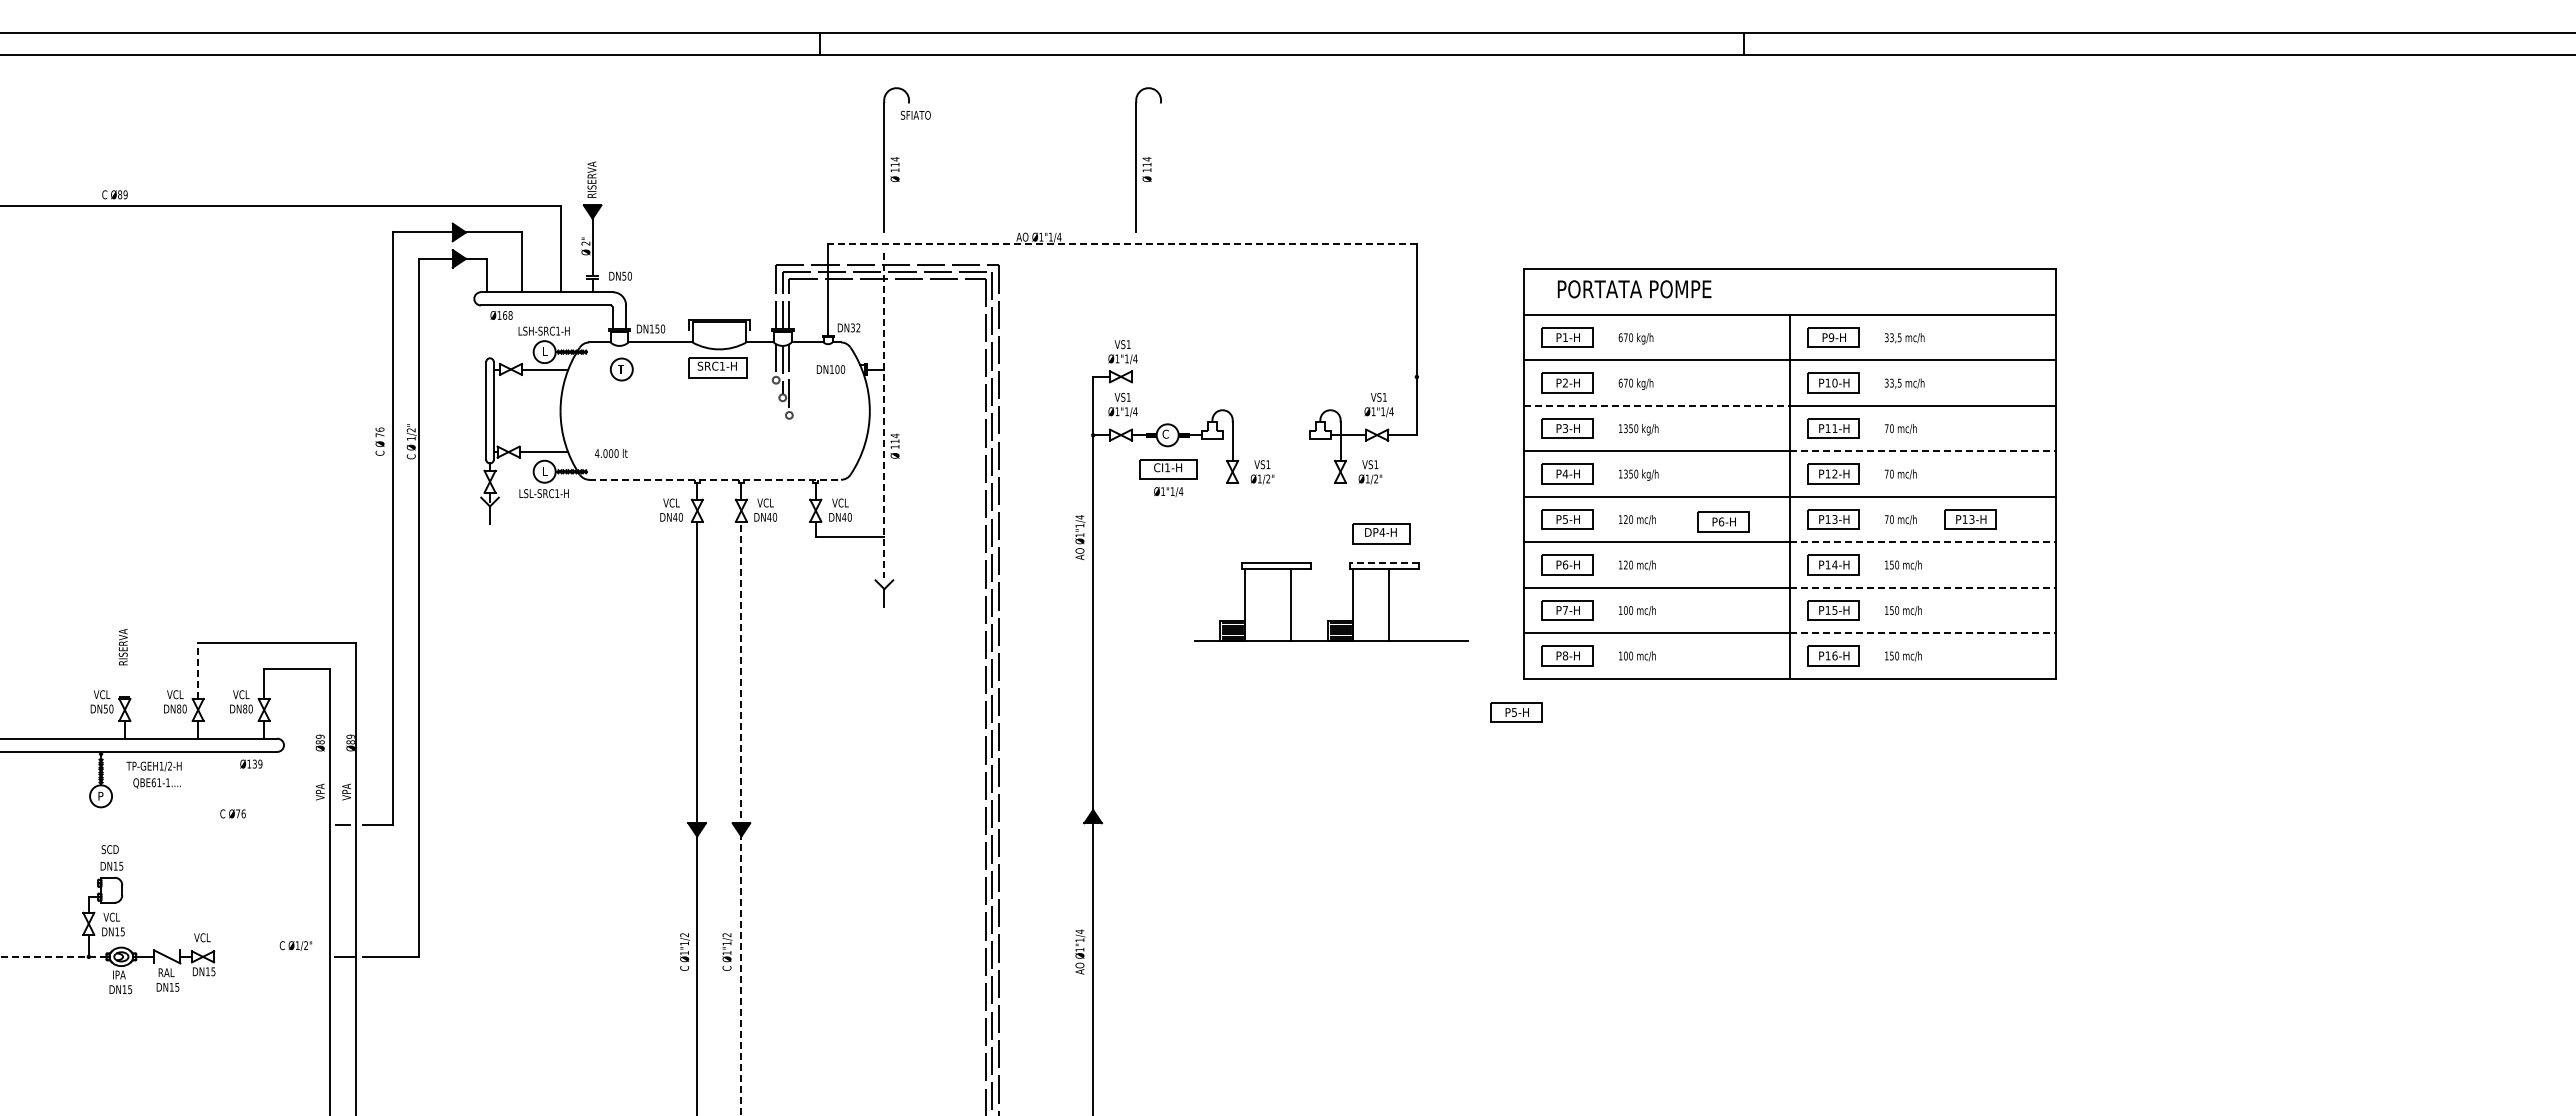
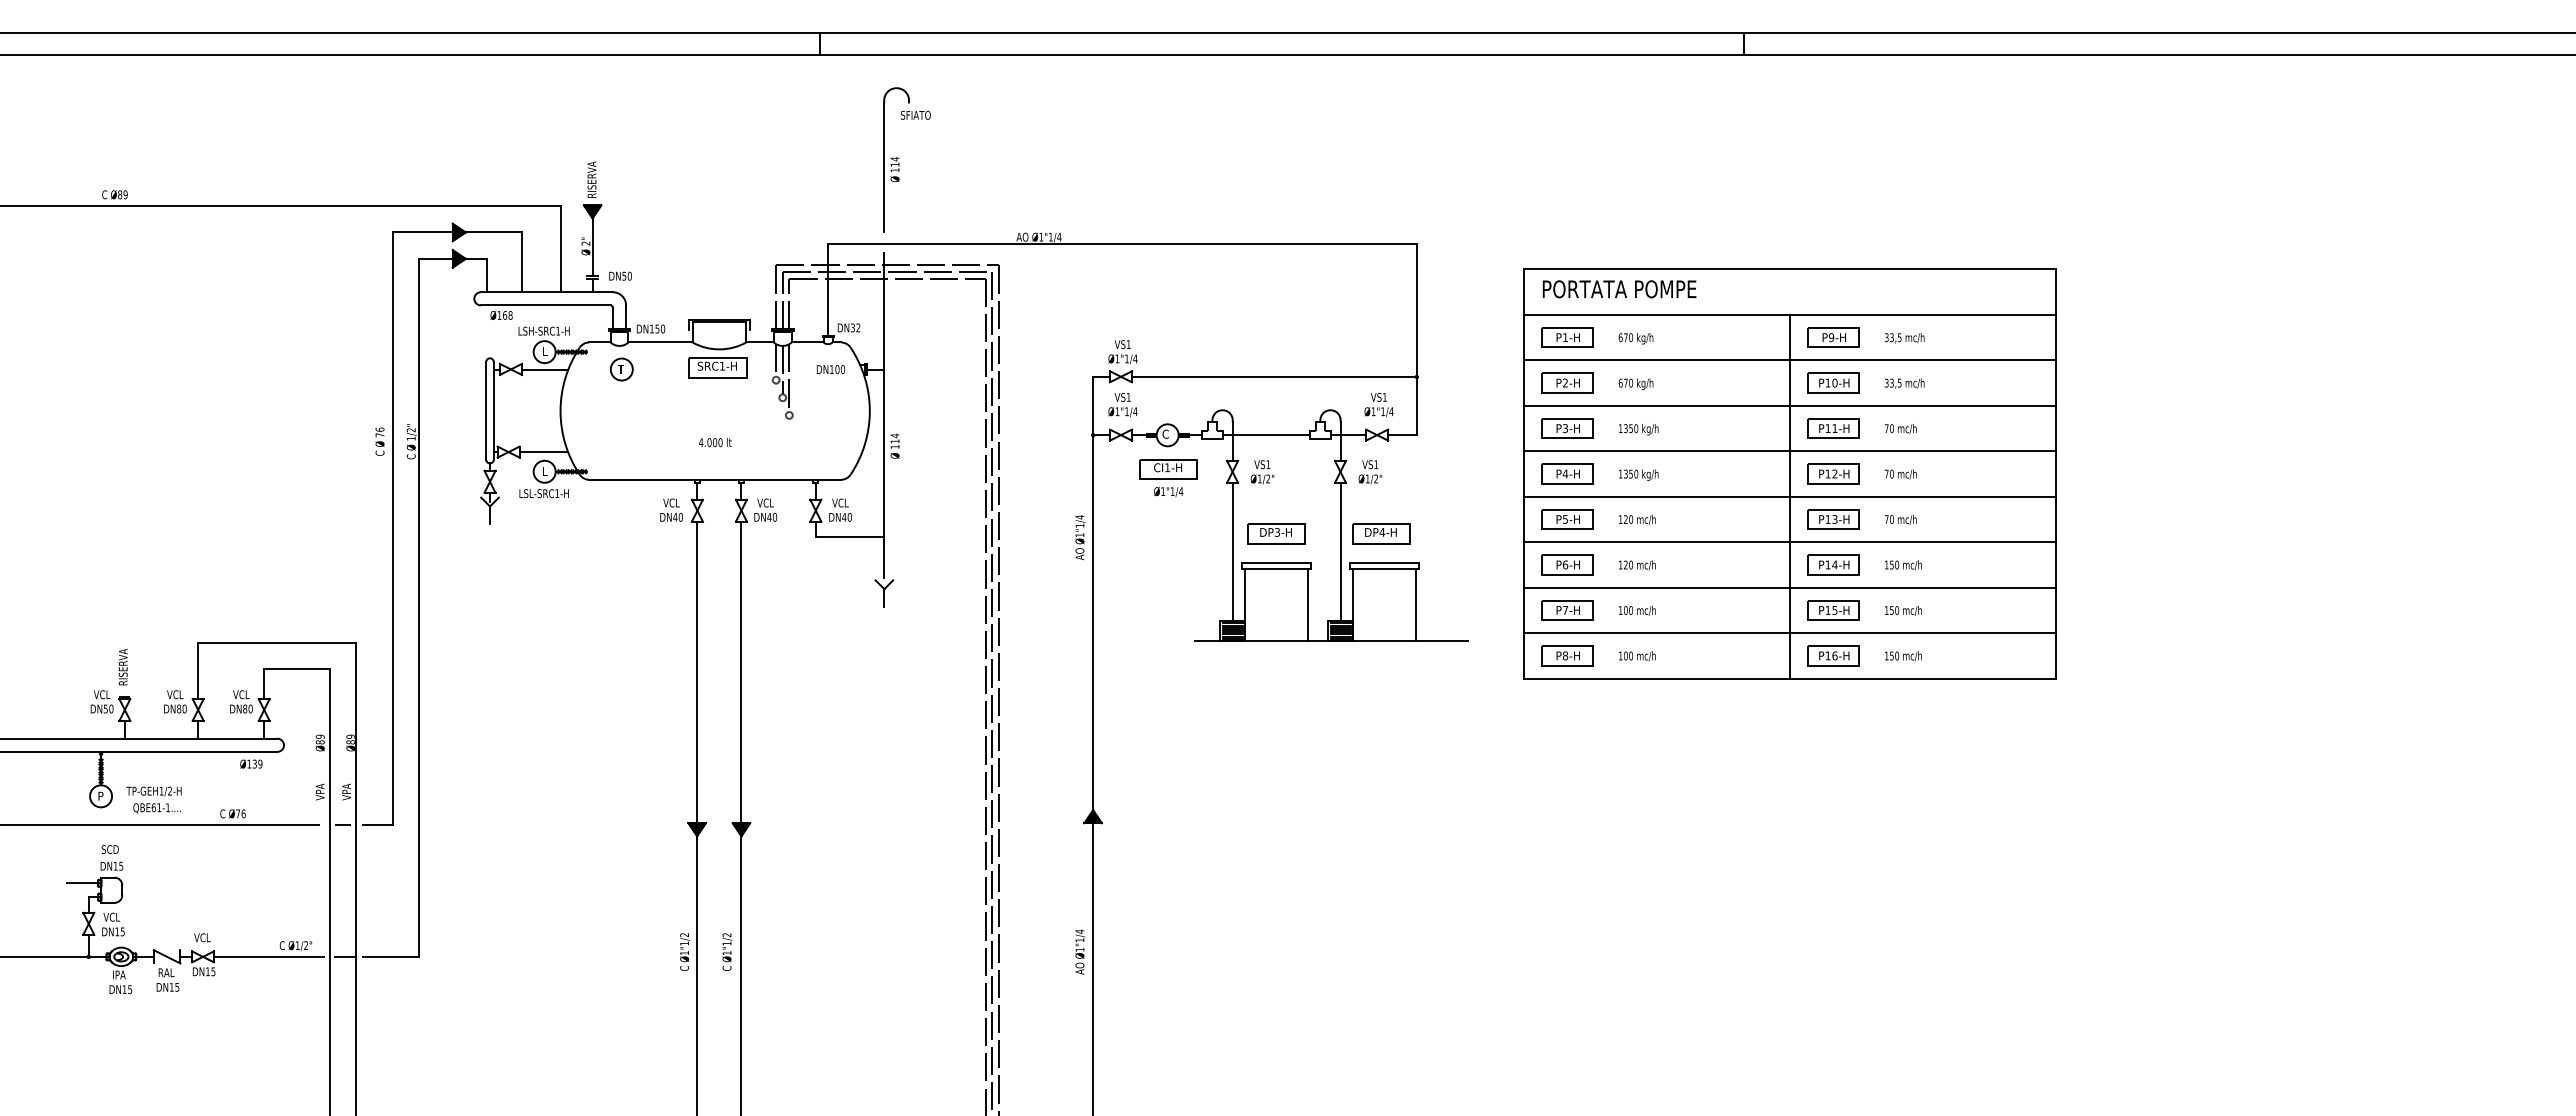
part: present -> none (1148, 159)
line: dashed -> solid (1121, 244)
text position: (1634, 289) -> (1619, 289) (1619, 289)
line: none -> present (1274, 377)
line: dashed -> solid (1657, 405)
line: dashed -> solid (884, 415)
line: none -> present (1266, 435)
line: dashed -> solid (1923, 451)
text position: (611, 453) -> (715, 442) (715, 442)
line: dashed -> solid (715, 479)
part: present -> none (1970, 519)
part: present -> none (1723, 521)
part: none -> present (1276, 533)
line: dashed -> solid (1923, 542)
line: none -> present (1232, 551)
line: none -> present (1340, 551)
line: dashed -> solid (1384, 562)
line: dashed -> solid (1923, 587)
line position: (1291, 604) -> (1308, 604) (1308, 604)
line position: (1389, 604) -> (1416, 604) (1416, 604)
line: dashed -> solid (1923, 633)
text position: (122, 646) -> (122, 666) (122, 666)
line: dashed -> solid (198, 670)
part: present -> none (1516, 712)
text position: (153, 774) -> (153, 799) (153, 799)
line: dashed -> solid (741, 818)
line: none -> present (160, 825)
line: none -> present (82, 883)
line: dashed -> solid (53, 956)
line: none -> present (268, 956)
